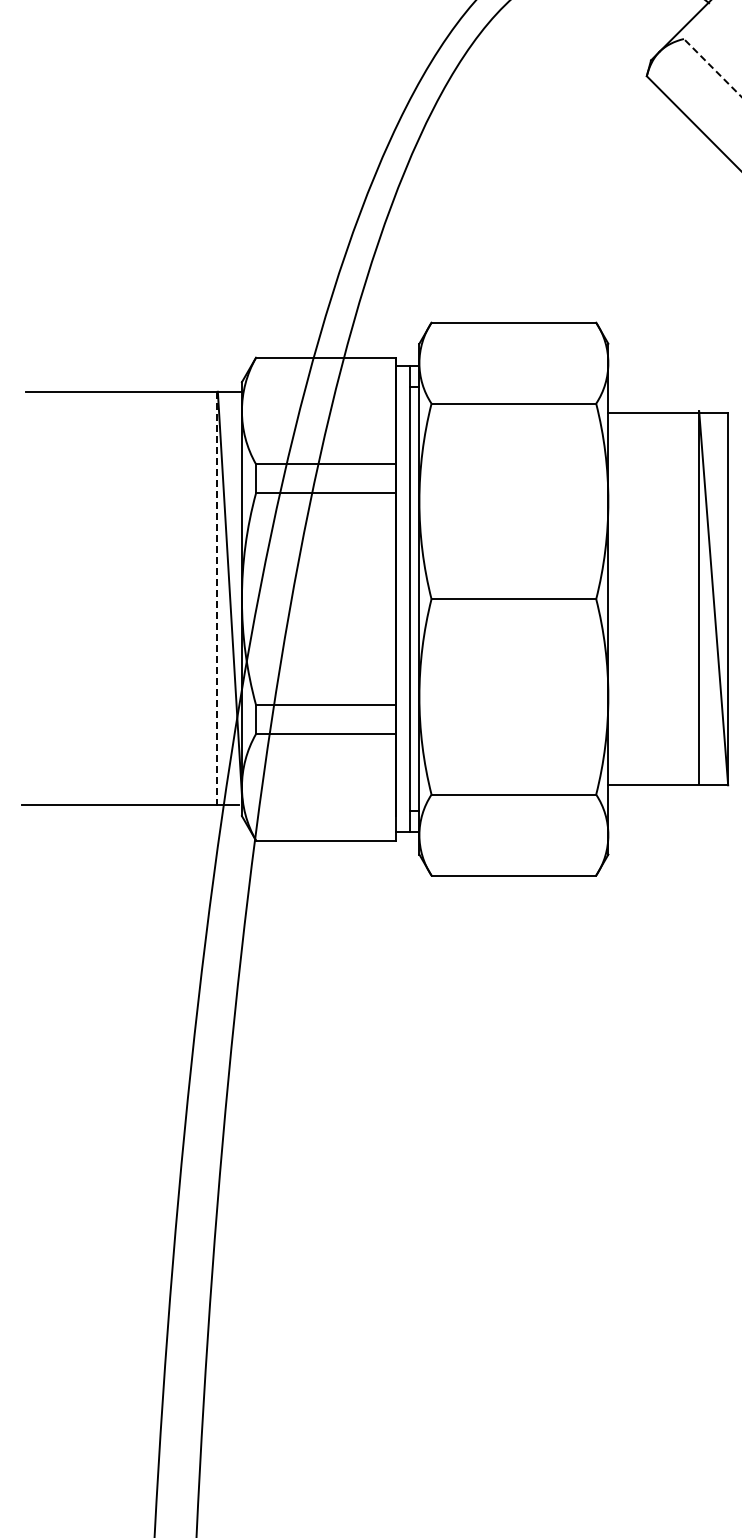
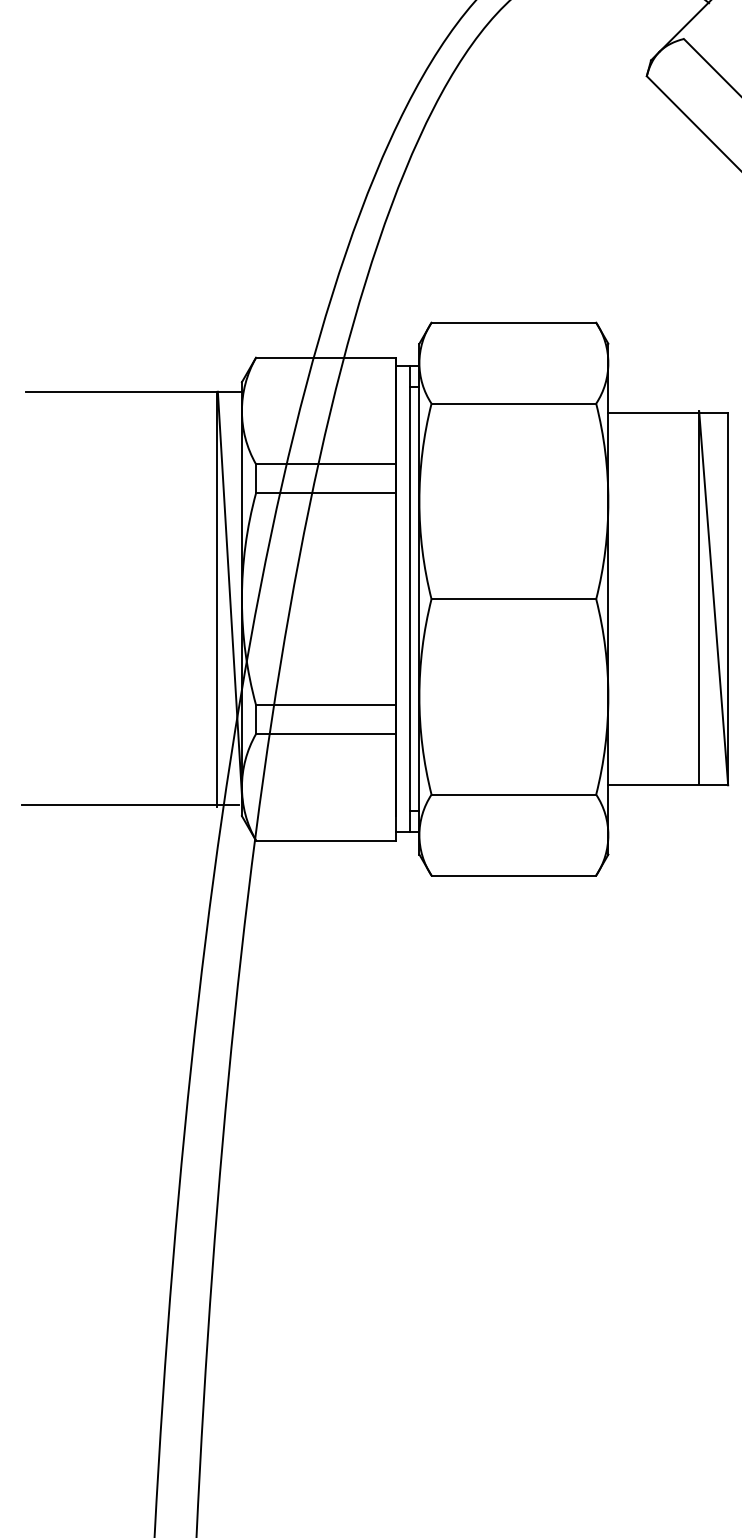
line: dashed -> solid (712, 68)
line: dashed -> solid (216, 600)
